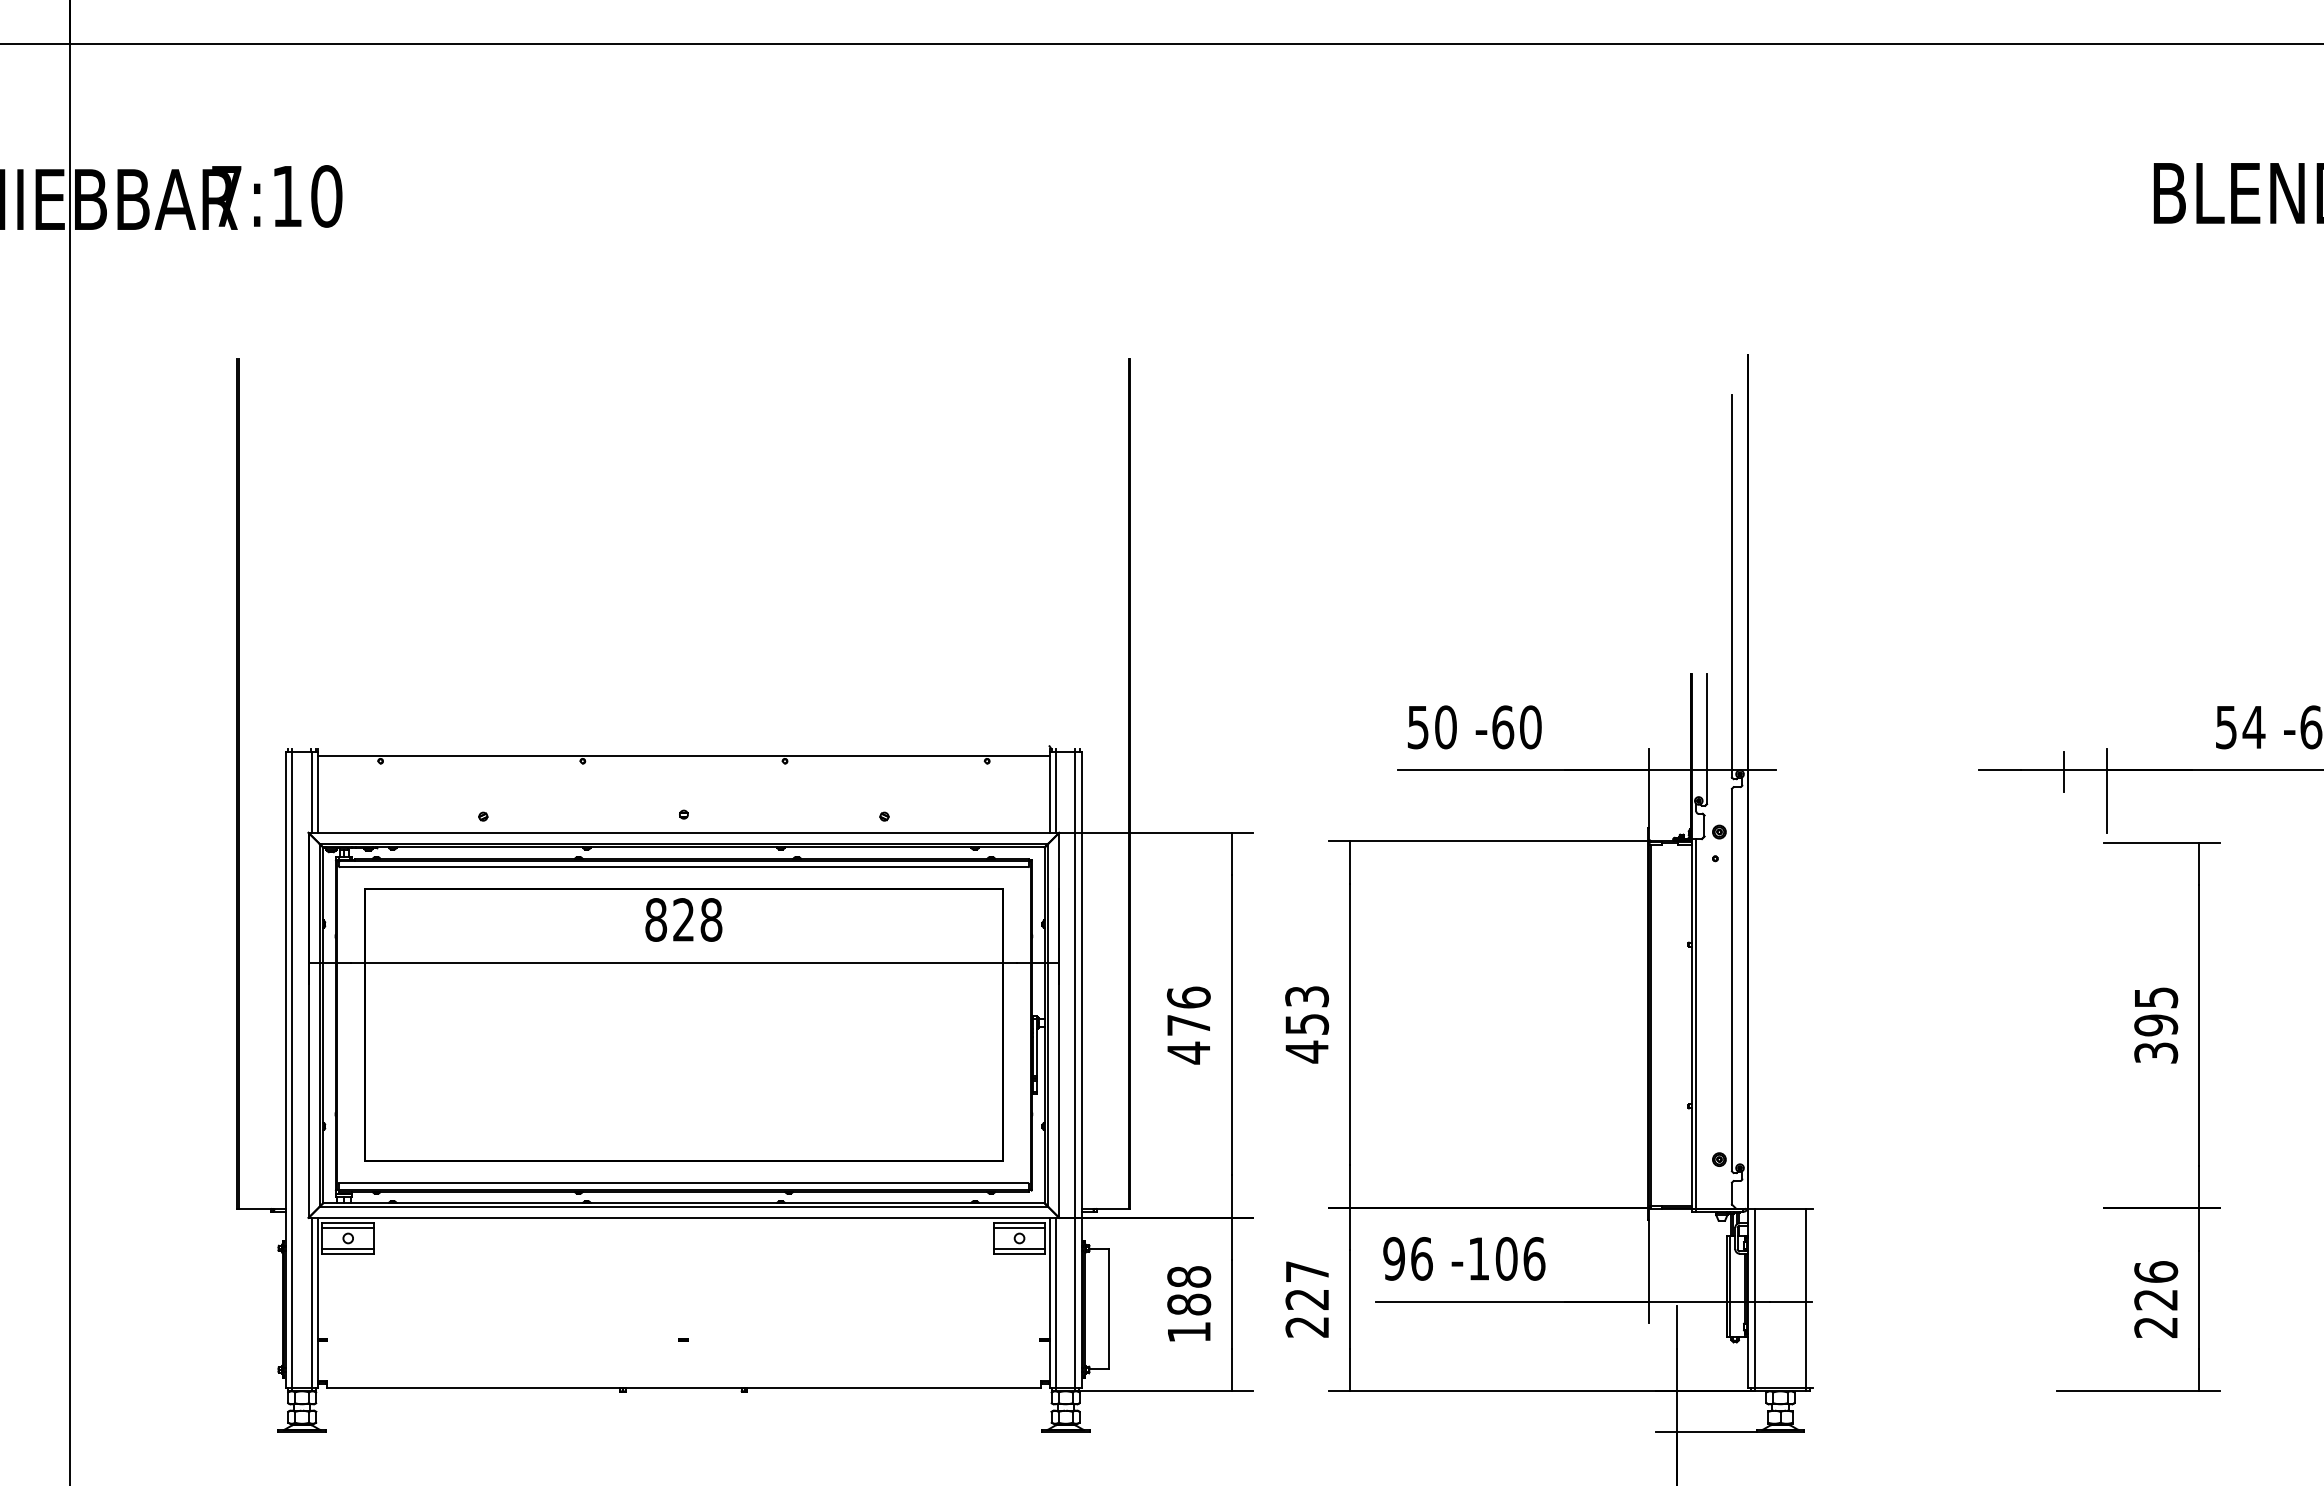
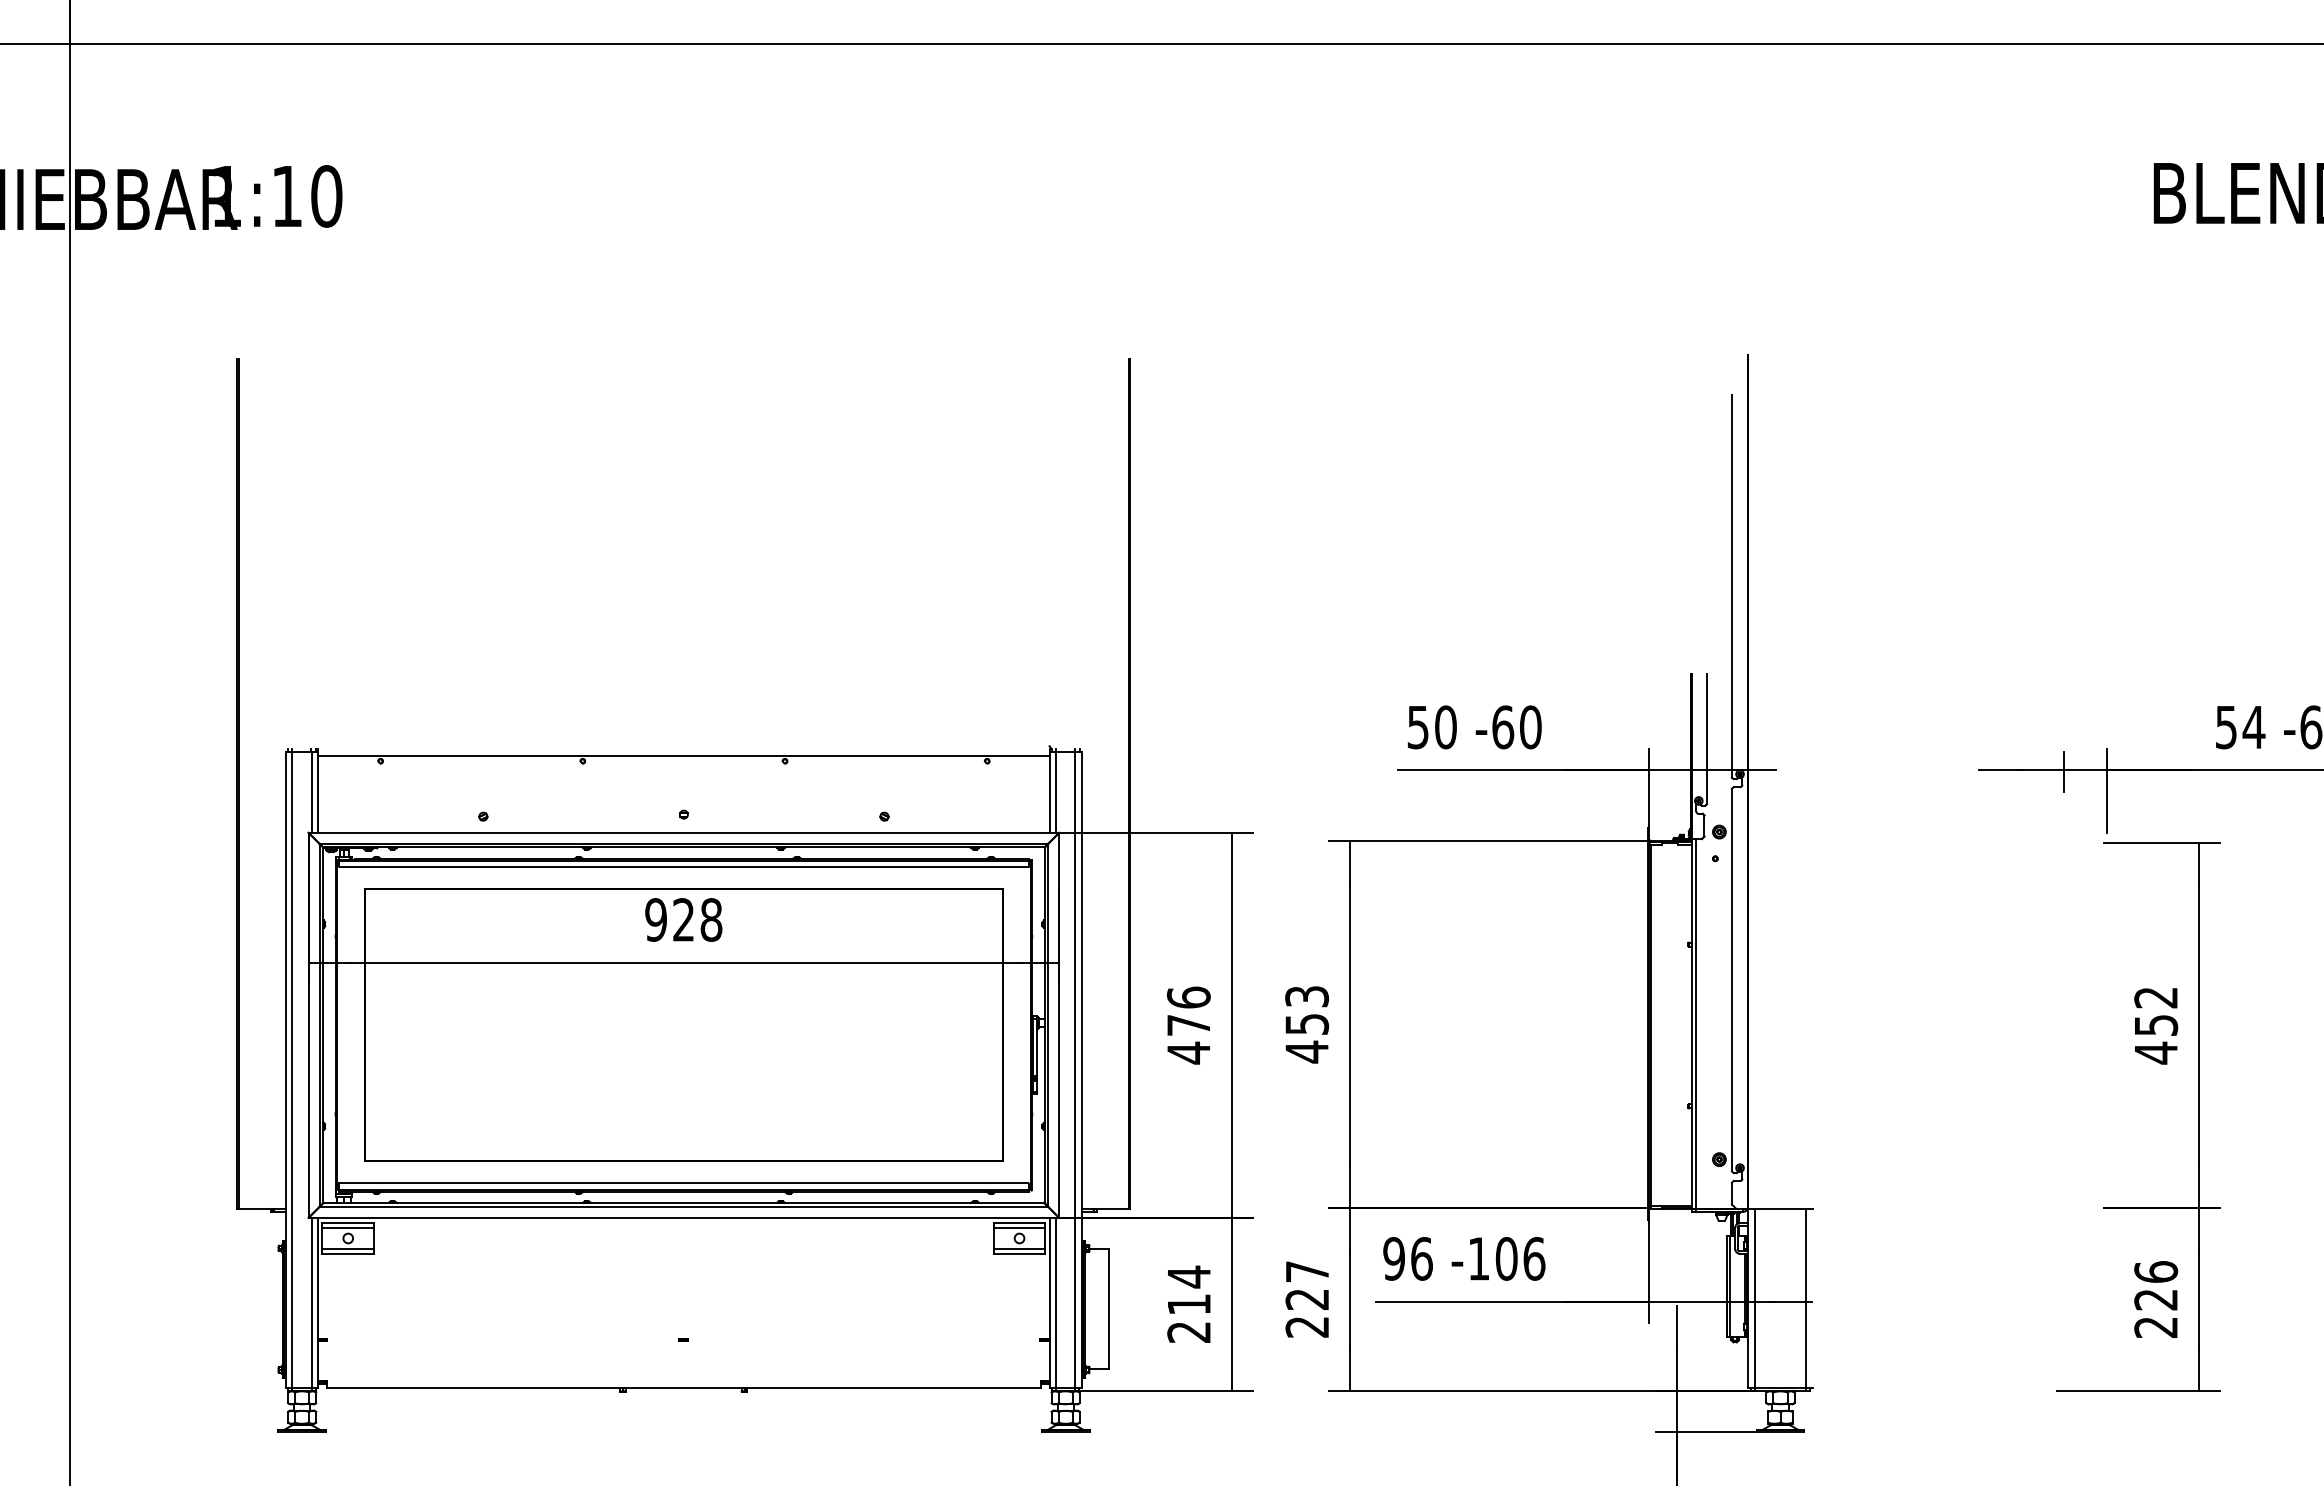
text: 7:10 -> 1:10 (226, 196)
text: 828 -> 928 (656, 919)
text: 395 -> 452 (2156, 1025)
text: 188 -> 214 (1189, 1303)
